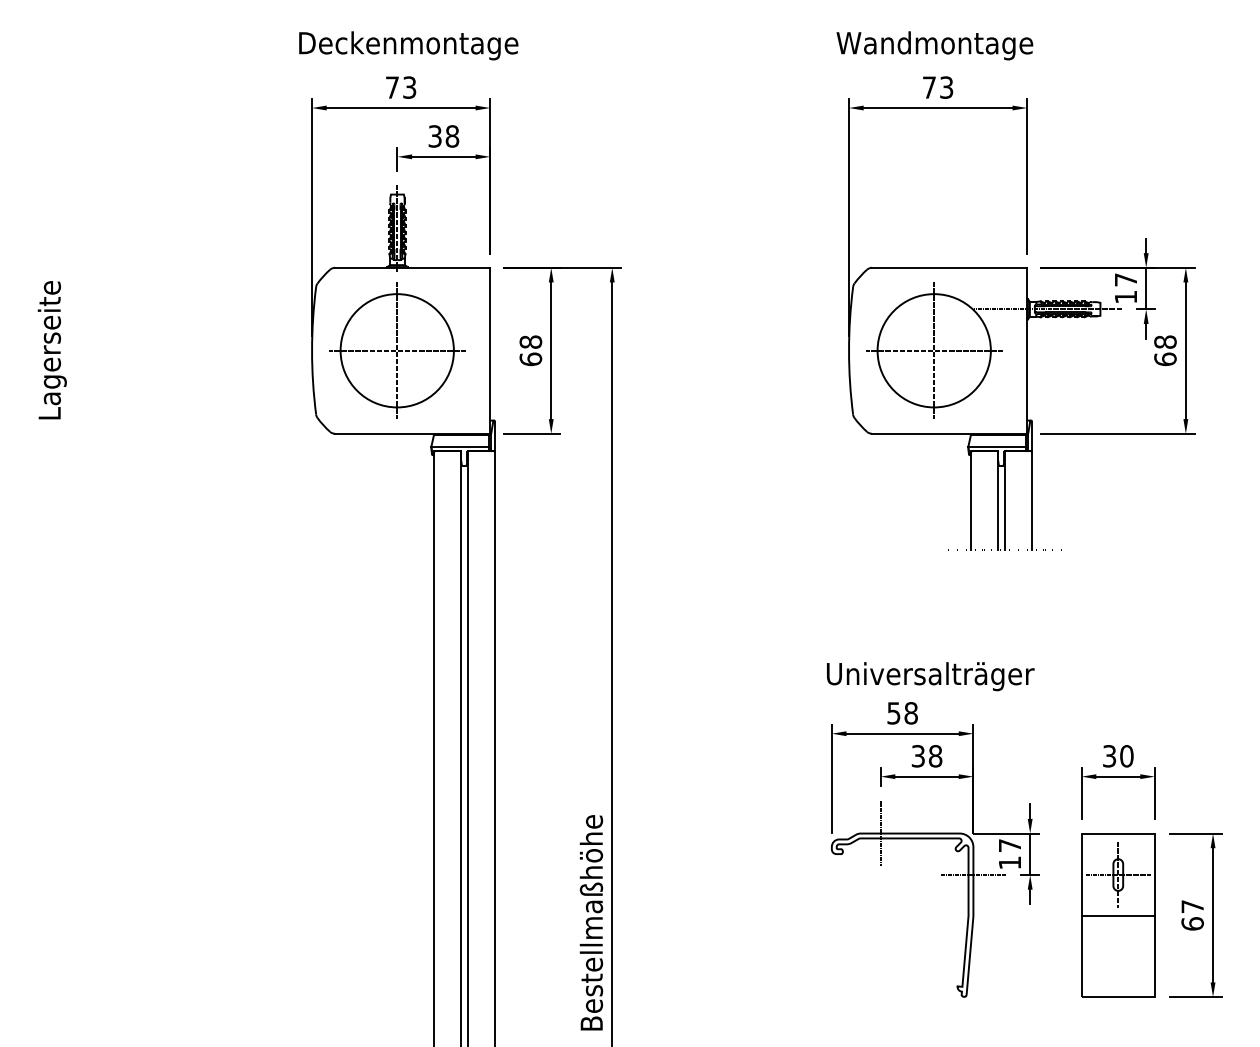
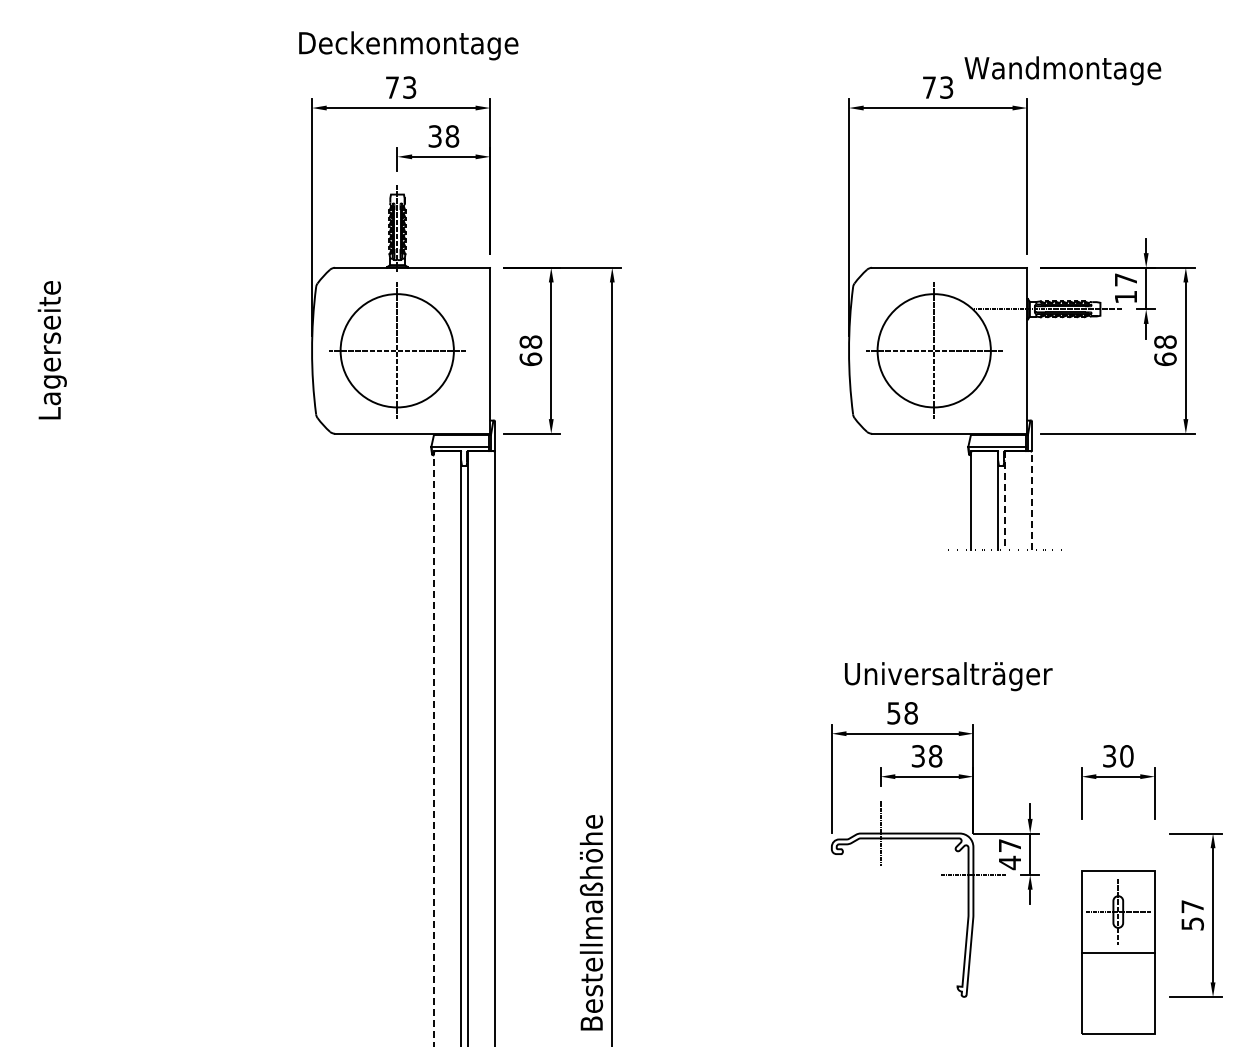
text position: (934, 45) -> (1062, 70) (1062, 70)
line: solid -> dashed (1004, 500)
line: solid -> dashed (1031, 500)
text position: (930, 676) -> (948, 676) (948, 676)
line: solid -> dashed (433, 748)
text: 17 -> 47 (1009, 862)
part position: (1118, 915) -> (1118, 952) (1118, 952)
text: 67 -> 57 (1192, 923)
